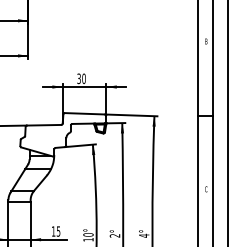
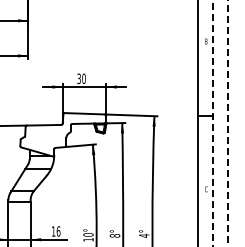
line: solid -> dashed (213, 123)
line: solid -> dashed (228, 123)
text: 15 -> 16 (58, 231)
text: 2° -> 8° (114, 235)
